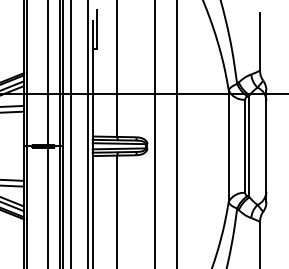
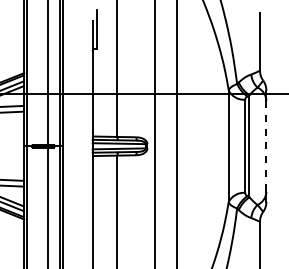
line: present -> none (70, 133)
line: present -> none (88, 133)
line: solid -> dashed (266, 146)
